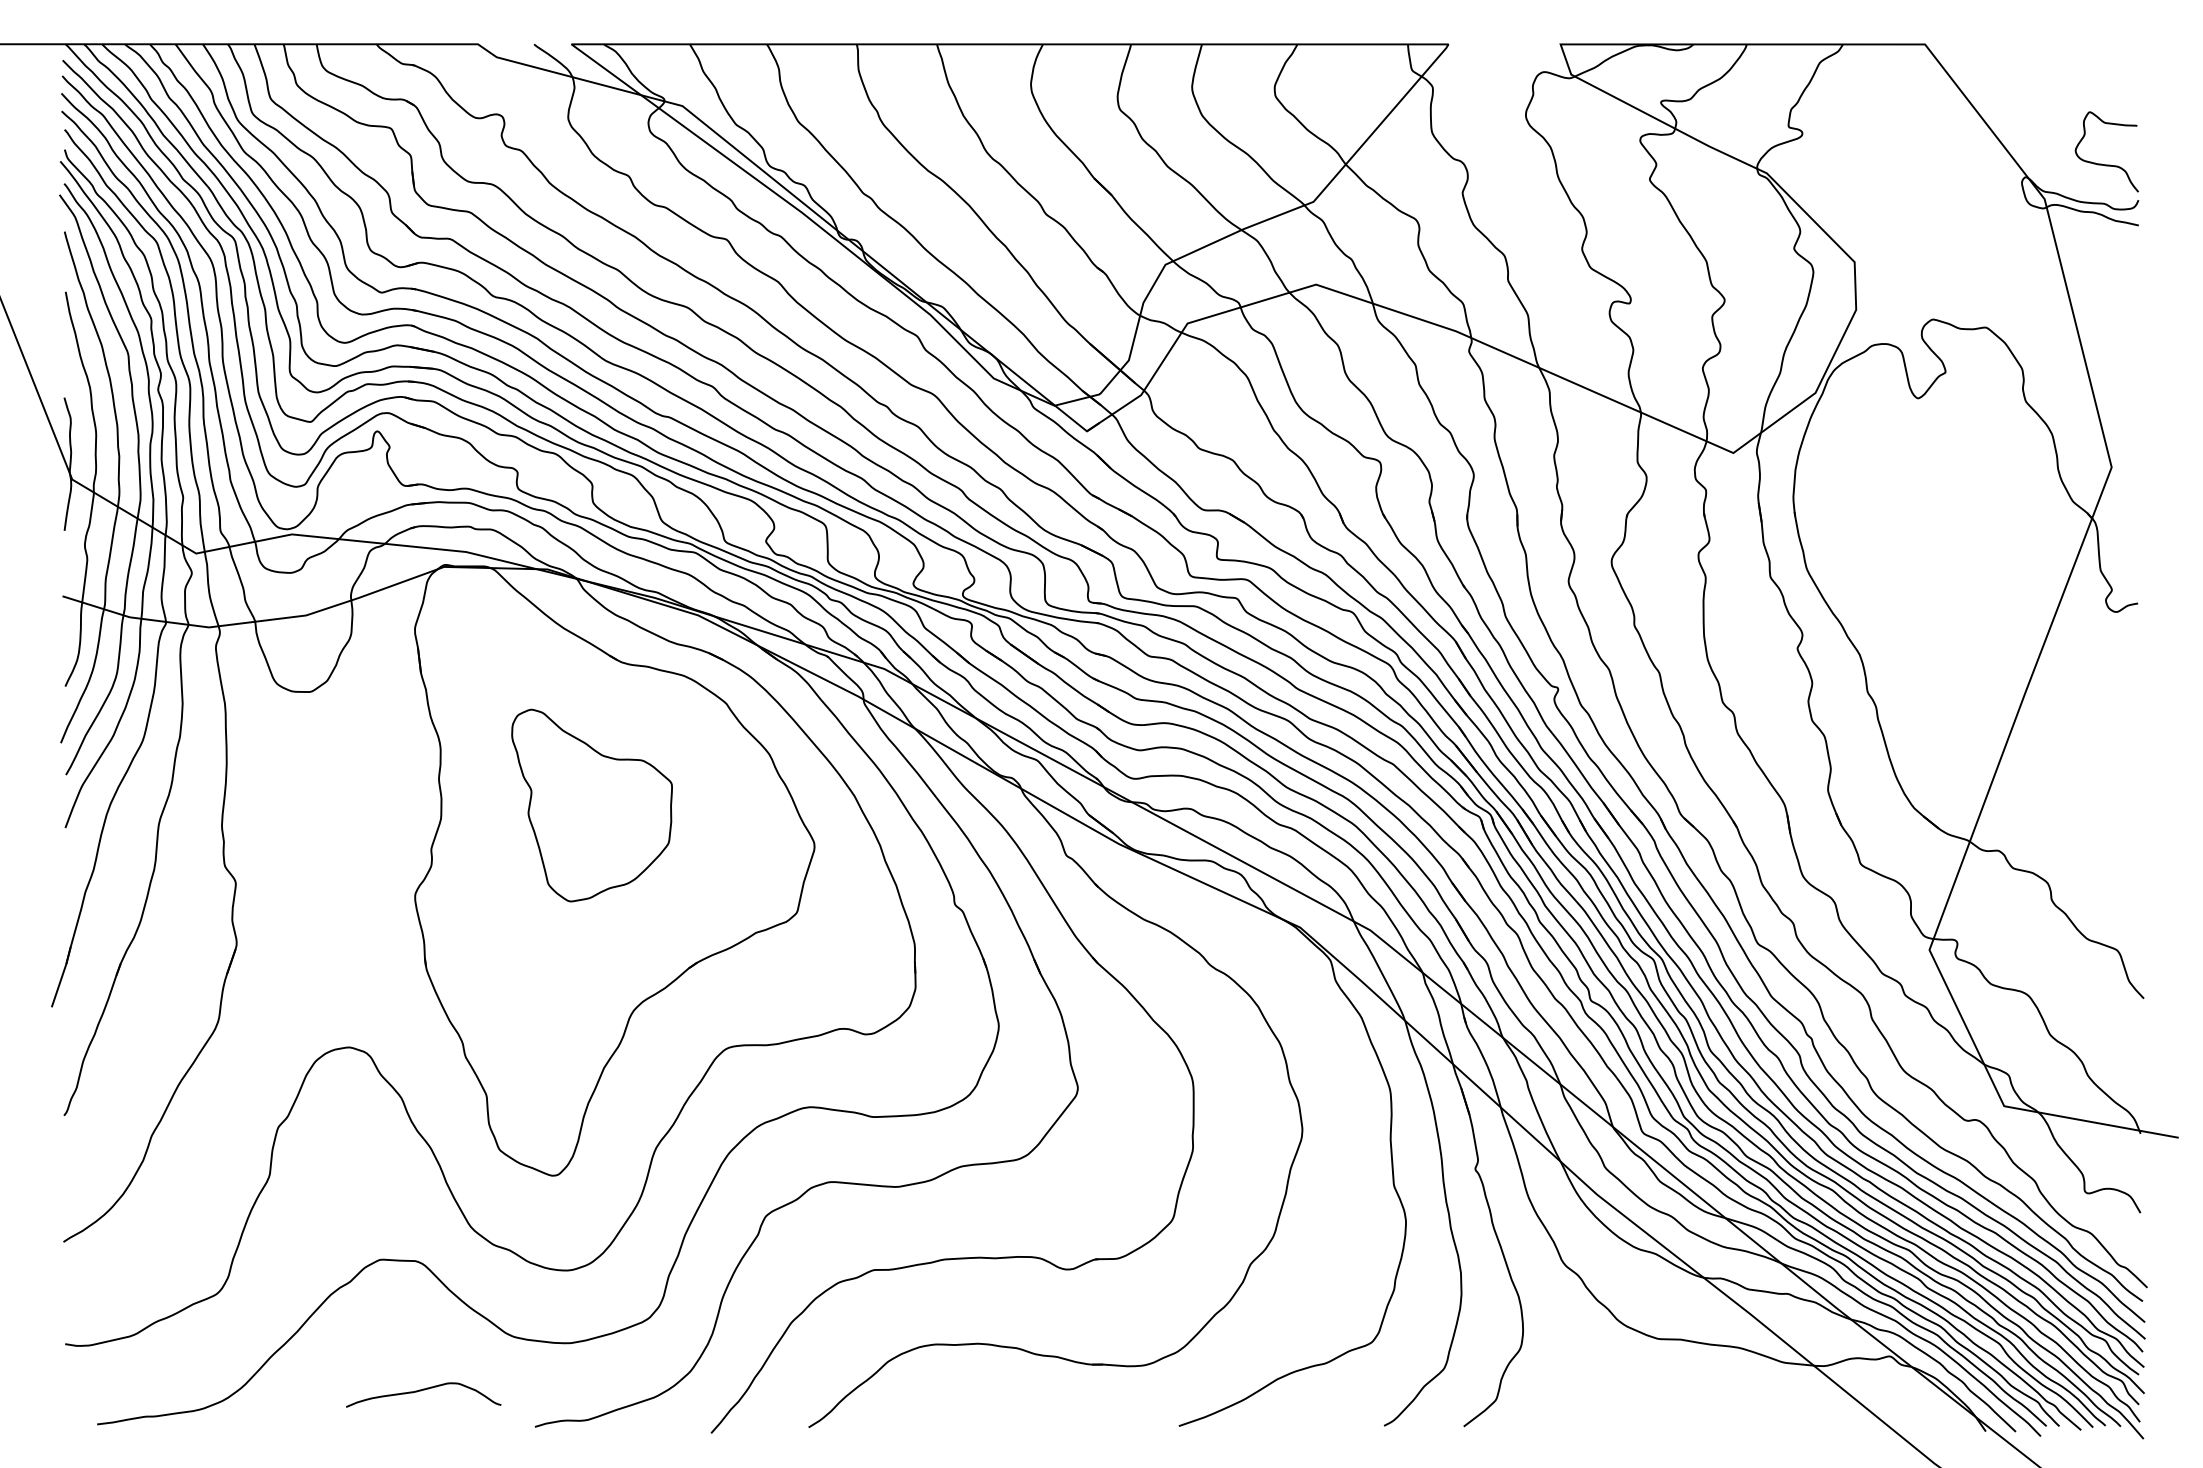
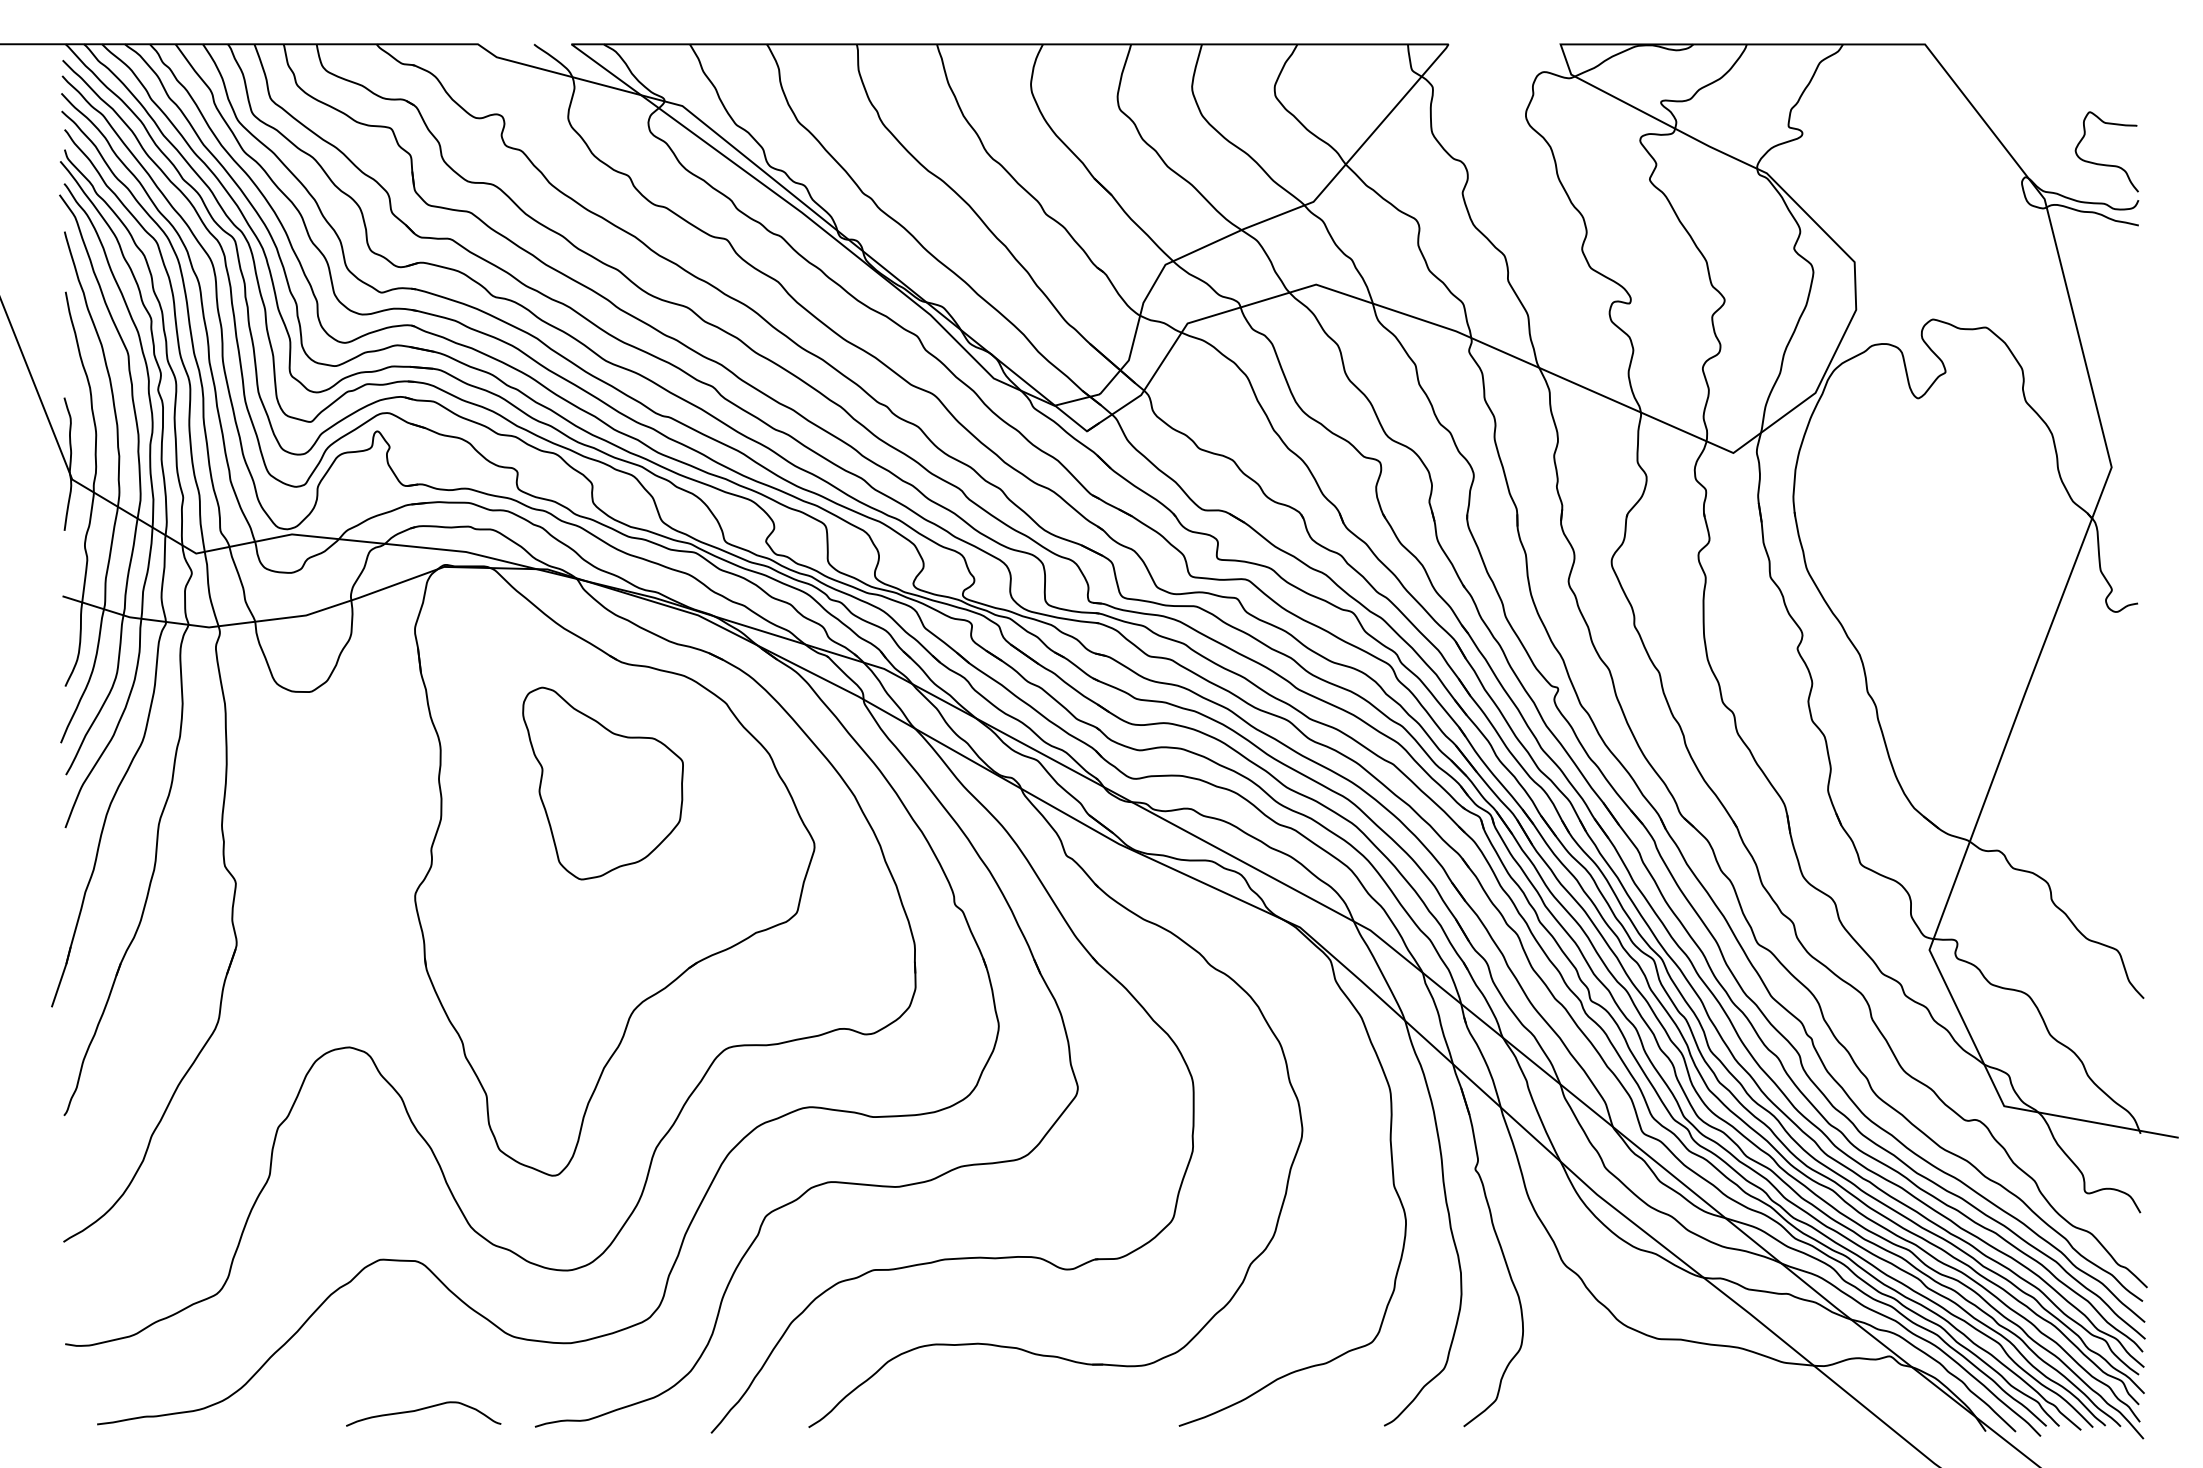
part position: (591, 805) -> (602, 783) (602, 783)
curve position: (421, 1391) -> (421, 1410) (421, 1410)
